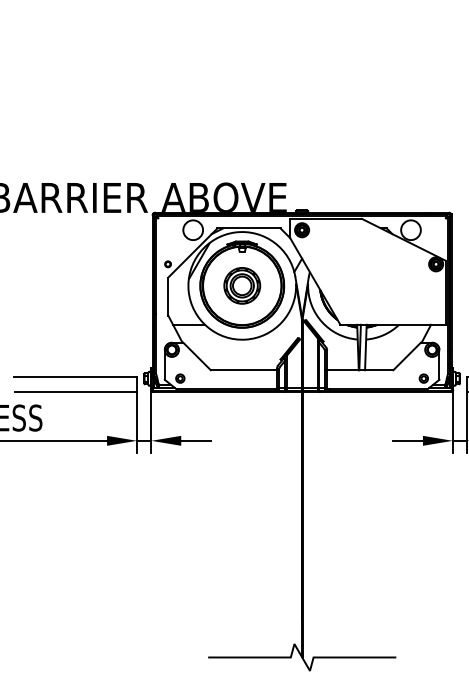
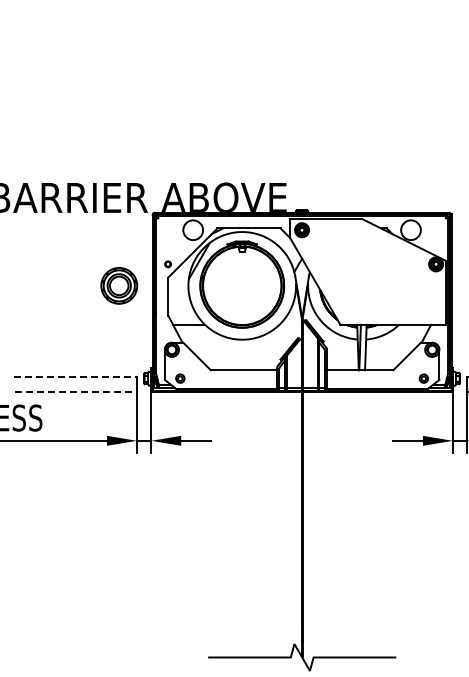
part position: (242, 285) -> (119, 285) (119, 285)
line: solid -> dashed (75, 376)
line: solid -> dashed (76, 392)
